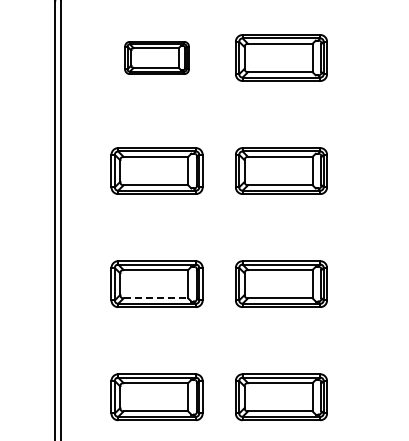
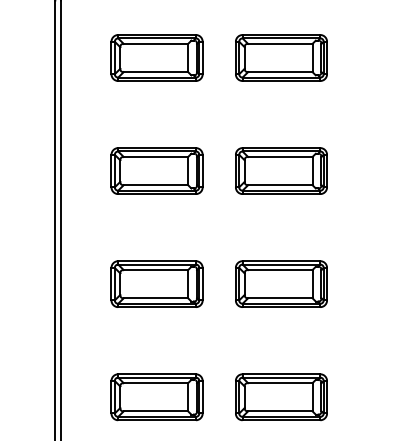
part size: 66x34 px -> 94x48 px (156, 57)
line: dashed -> solid (156, 298)
